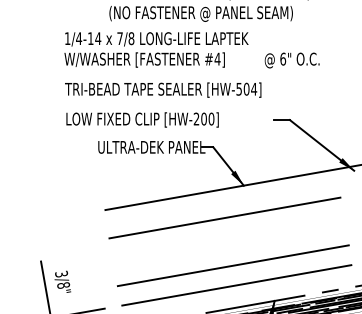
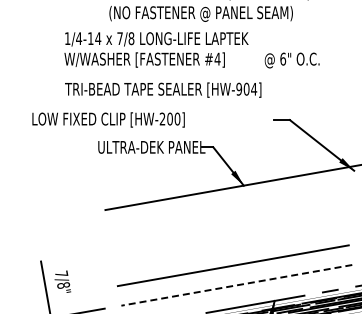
text: [HW-504] -> [HW-904] (239, 88)
text position: (142, 119) -> (108, 119) (108, 119)
line: present -> none (224, 217)
text: 3/8" -> 7/8" (61, 273)
line: solid -> dashed (236, 285)
